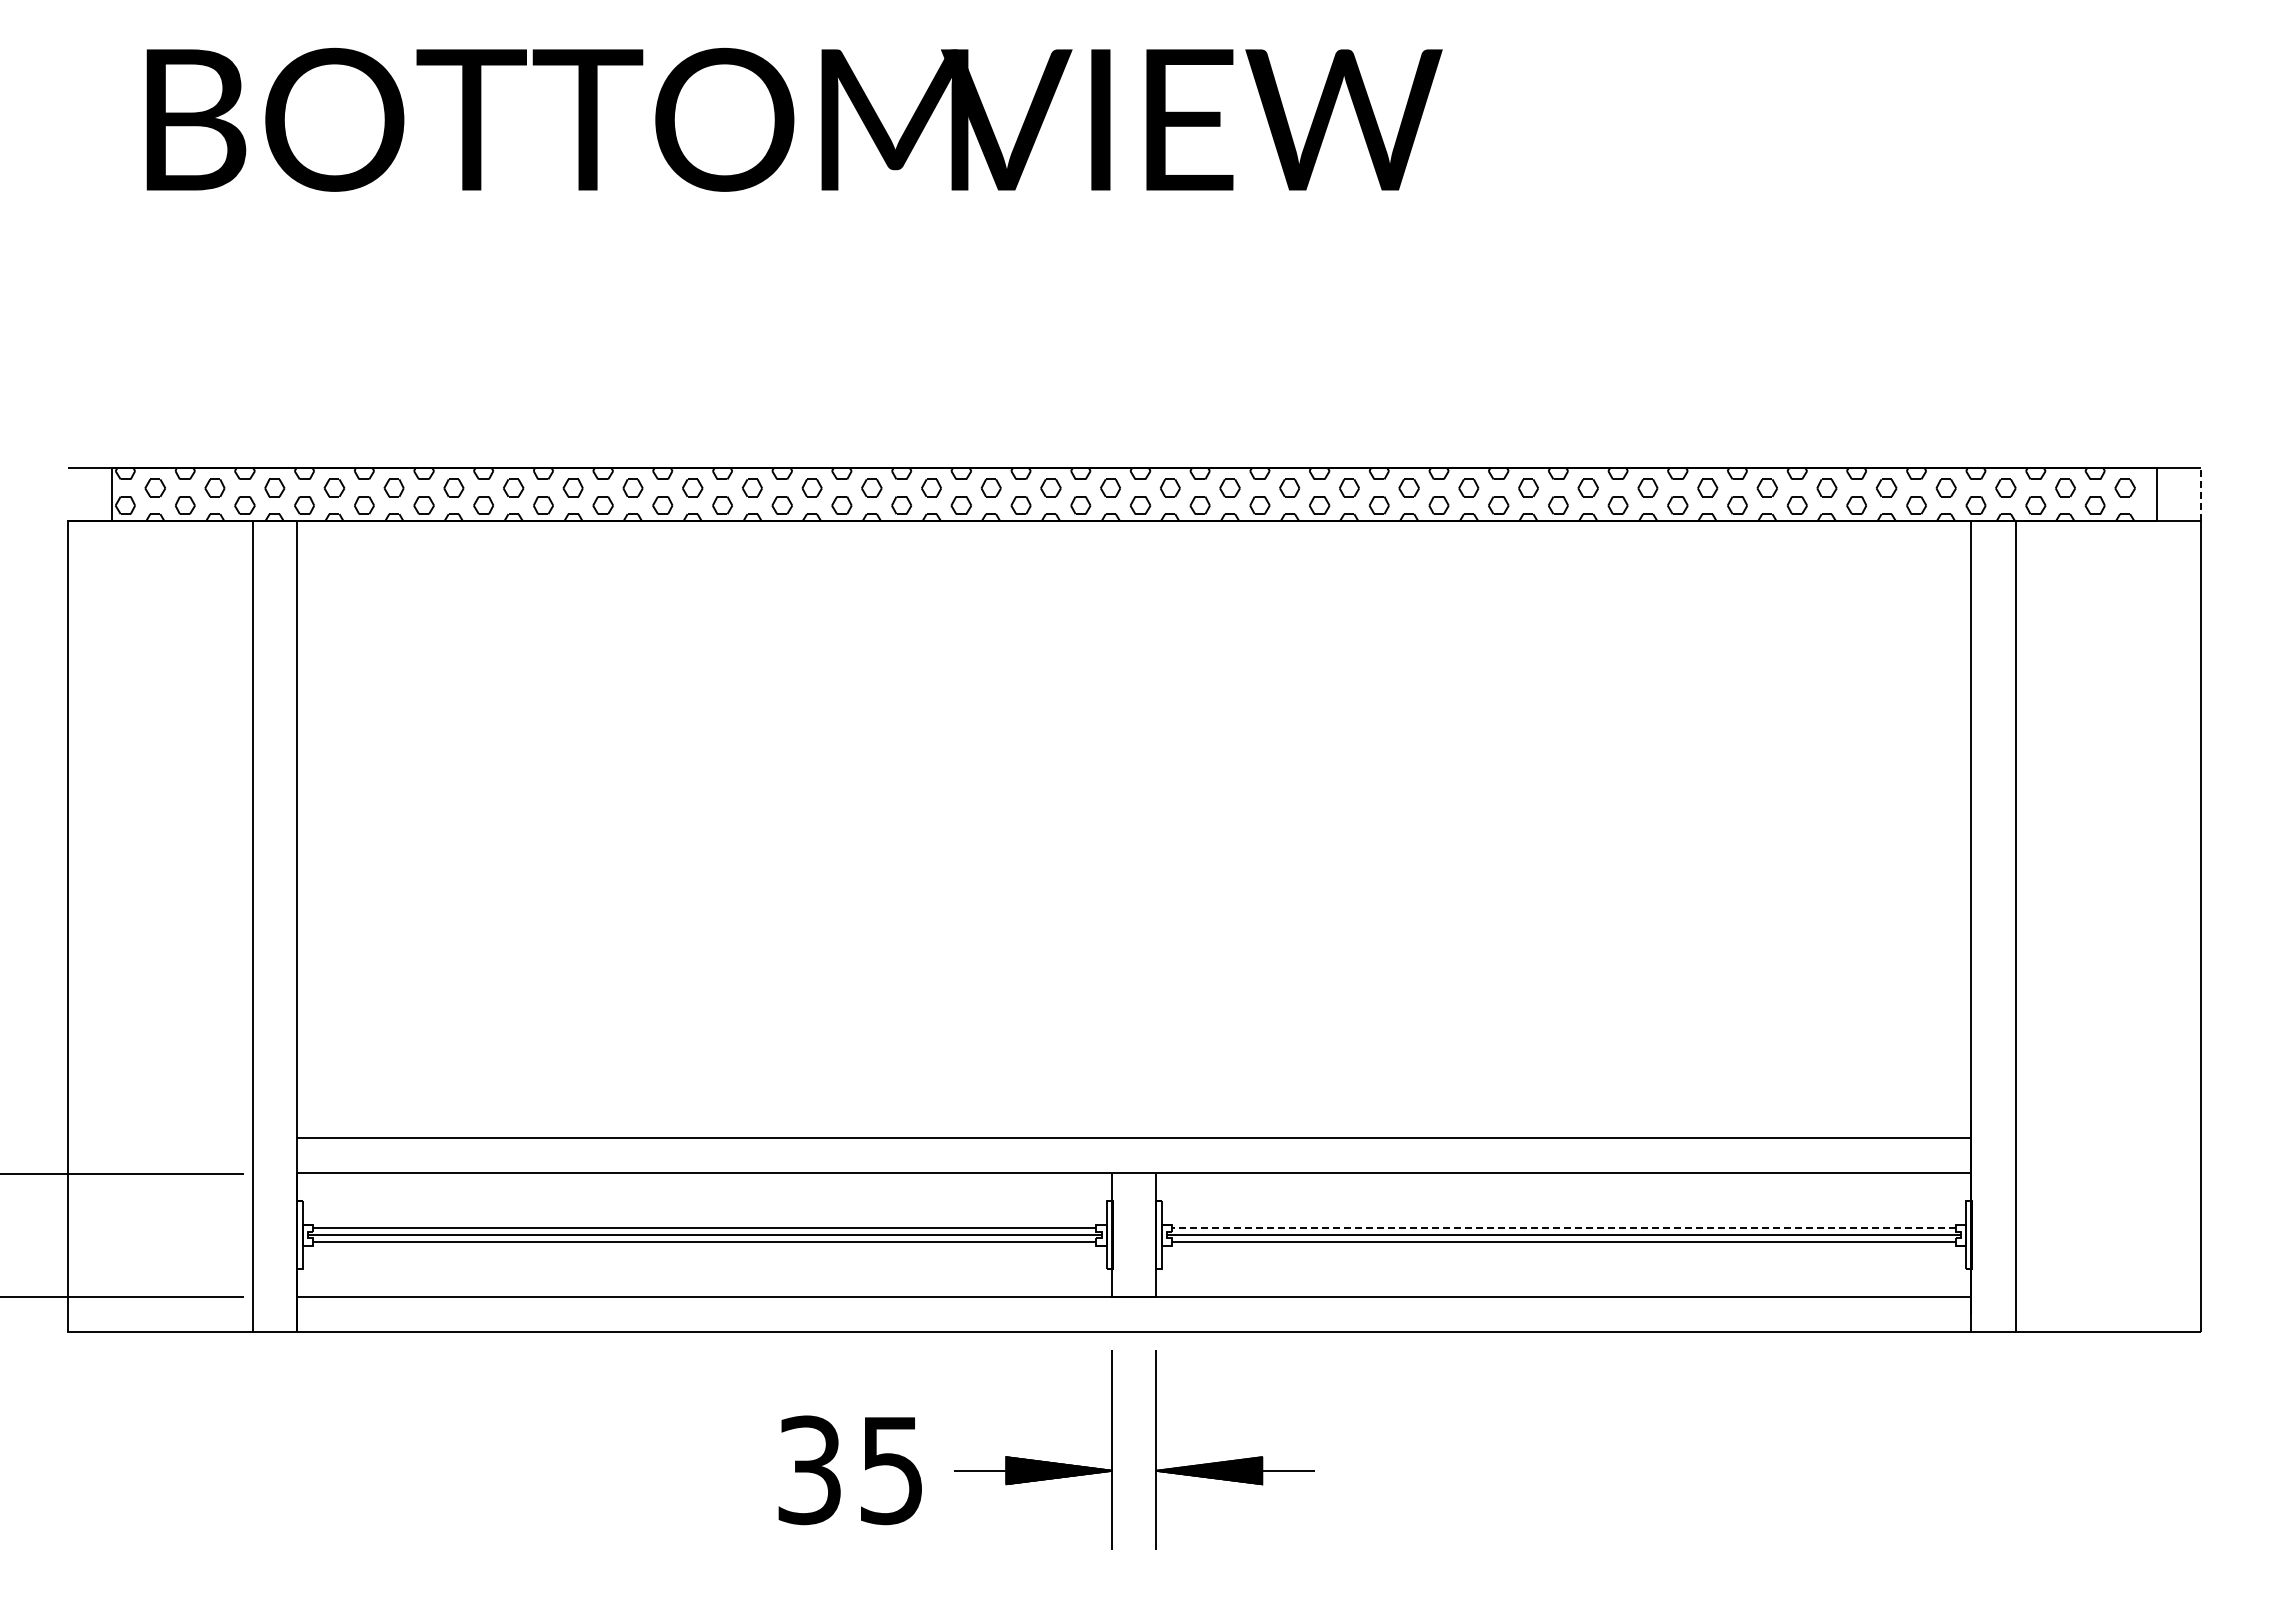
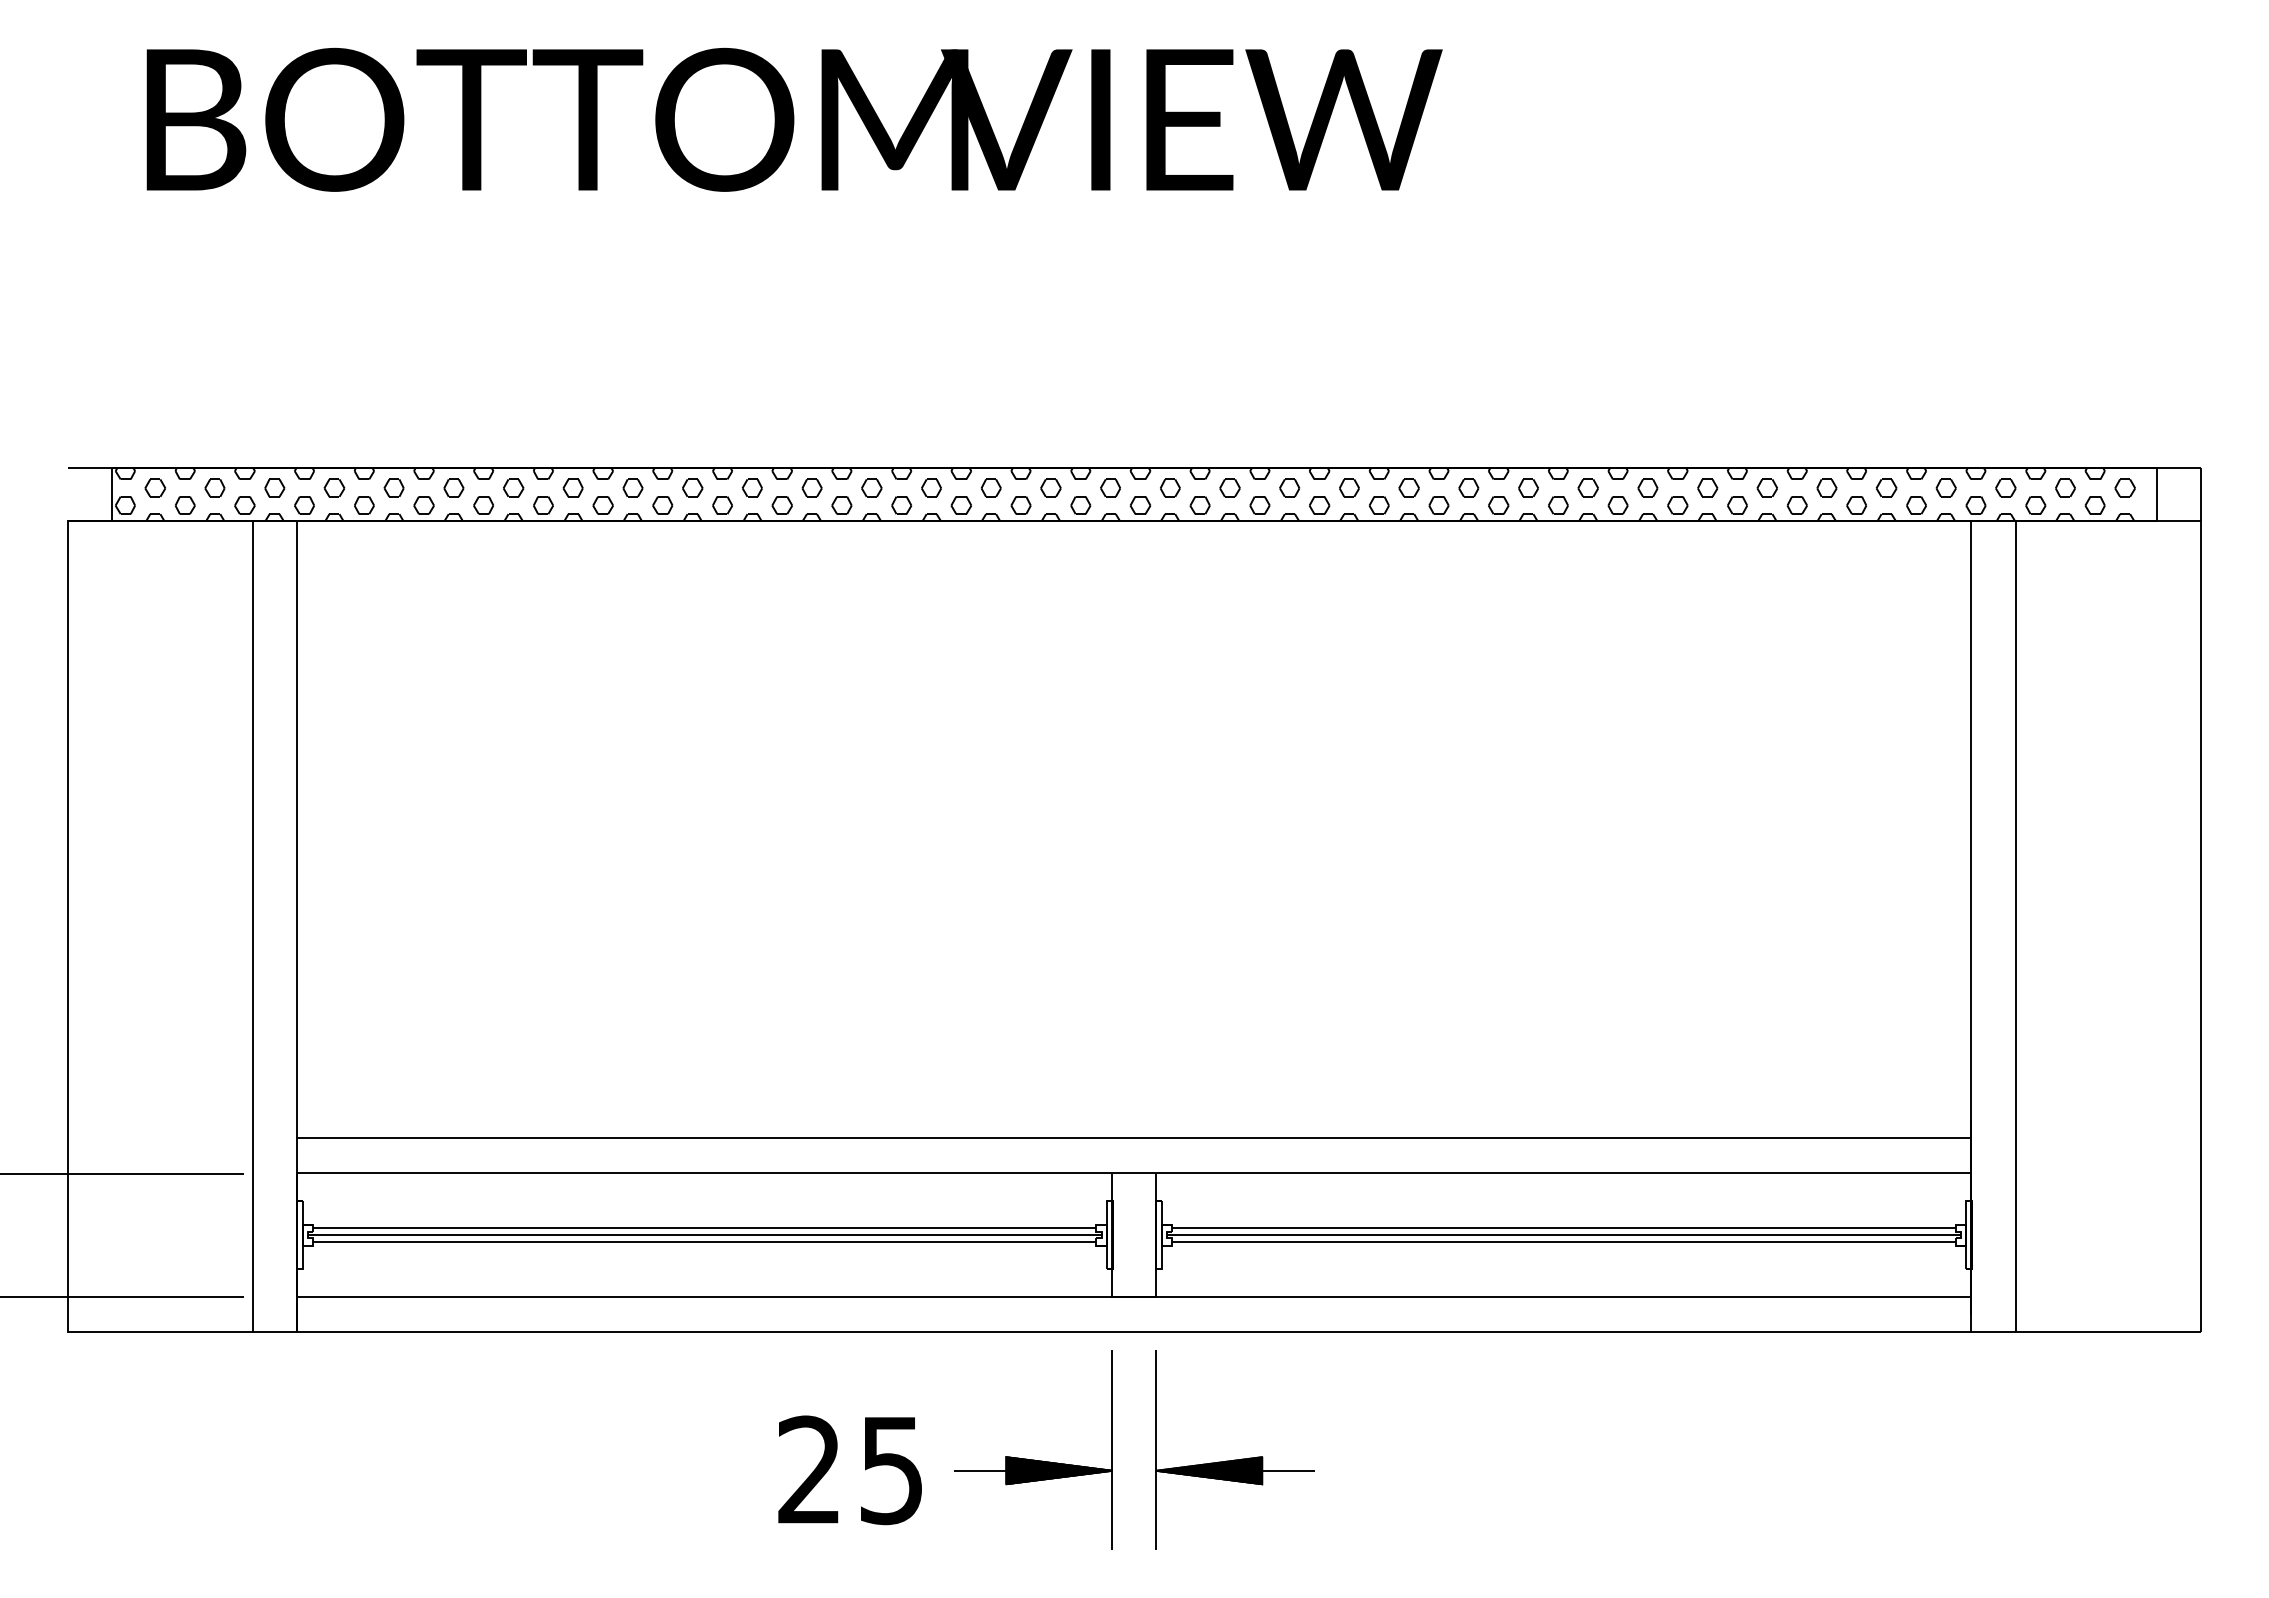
line: dashed -> solid (2201, 494)
line: dashed -> solid (1563, 1228)
text: 35 -> 25 (809, 1470)
